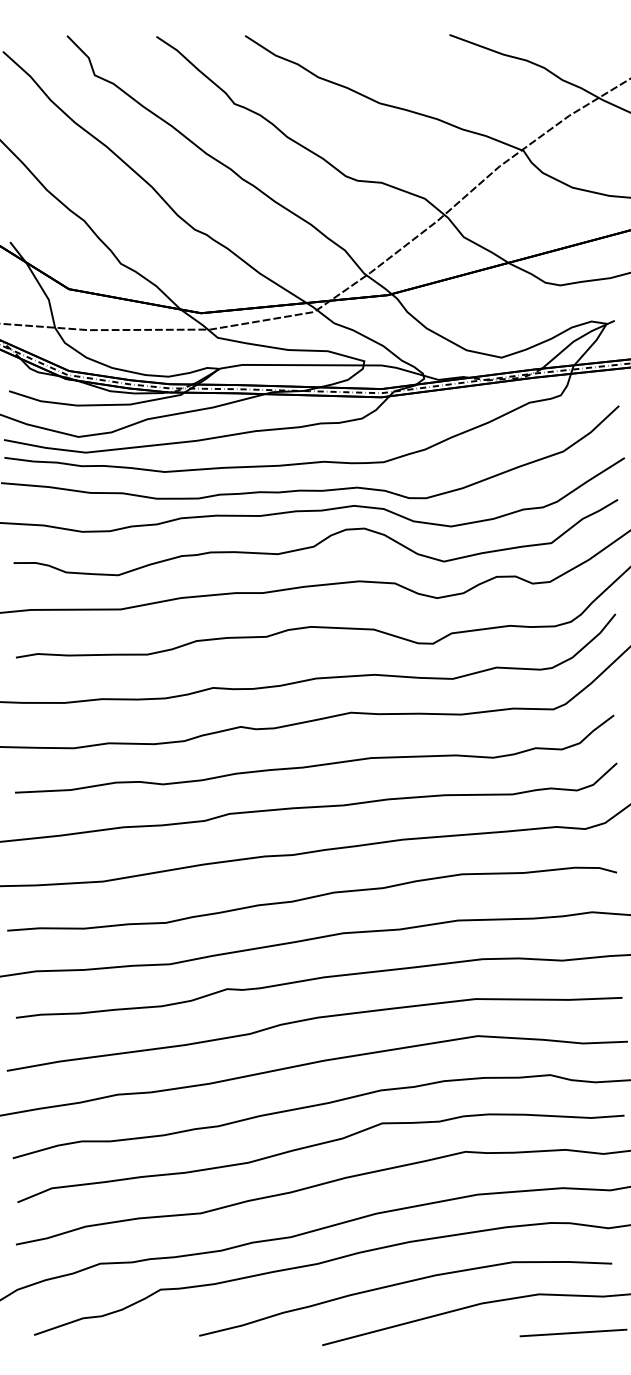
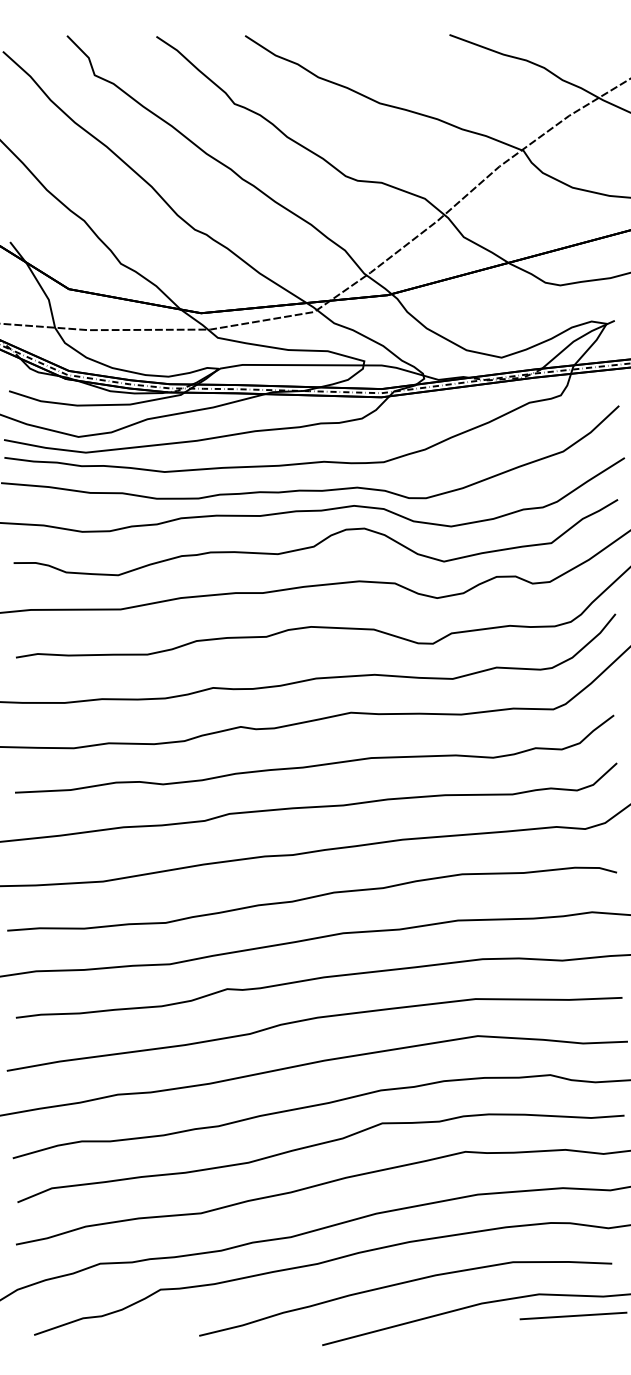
line position: (573, 1332) -> (573, 1315) (573, 1315)
